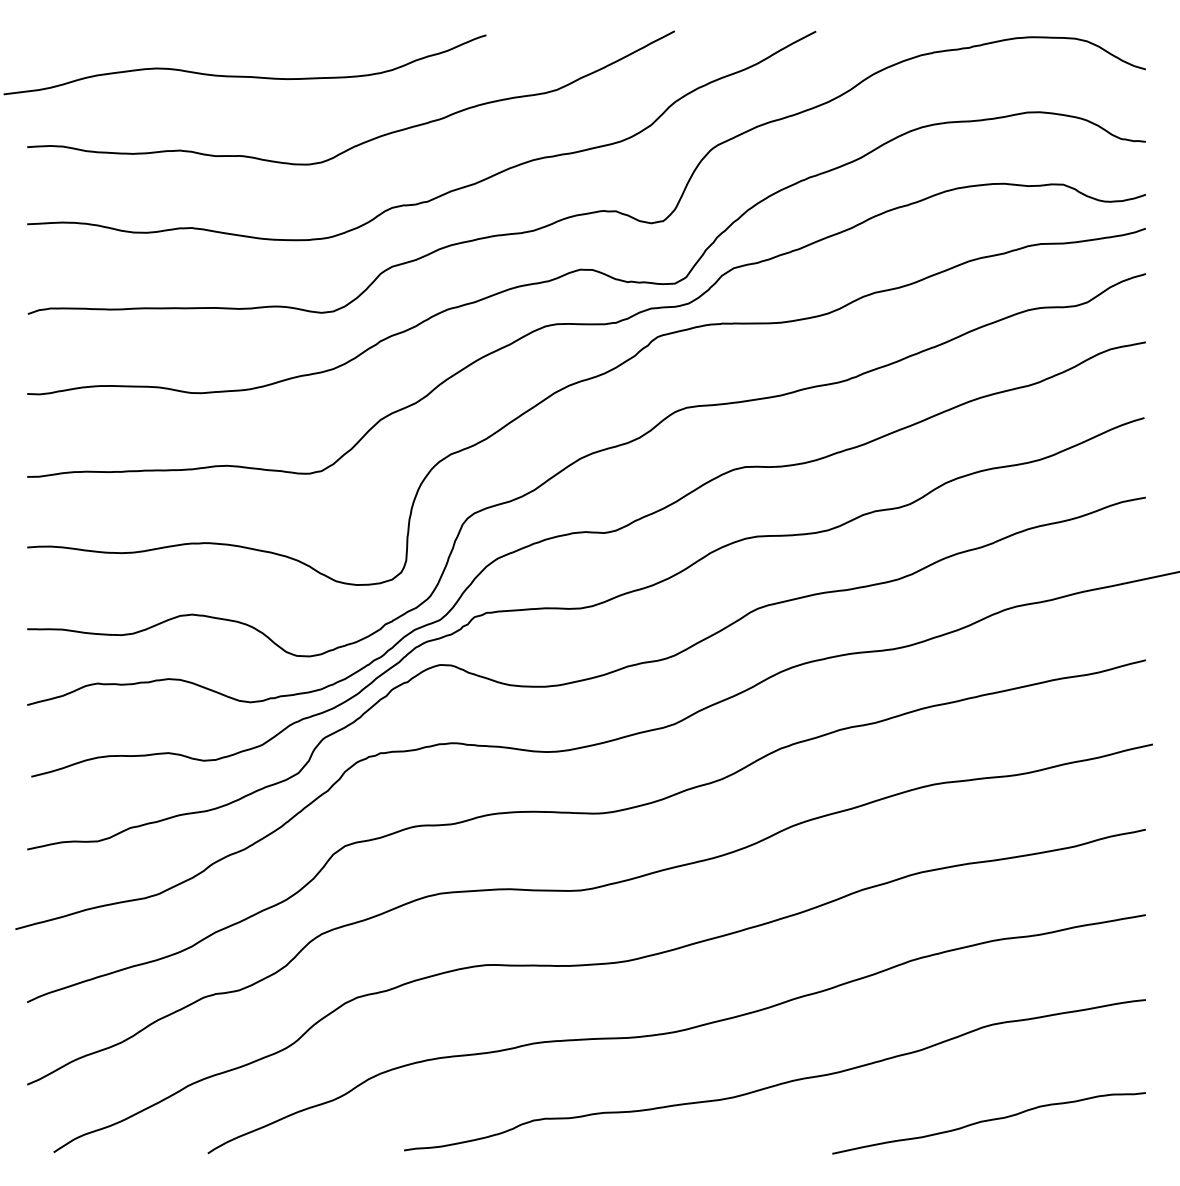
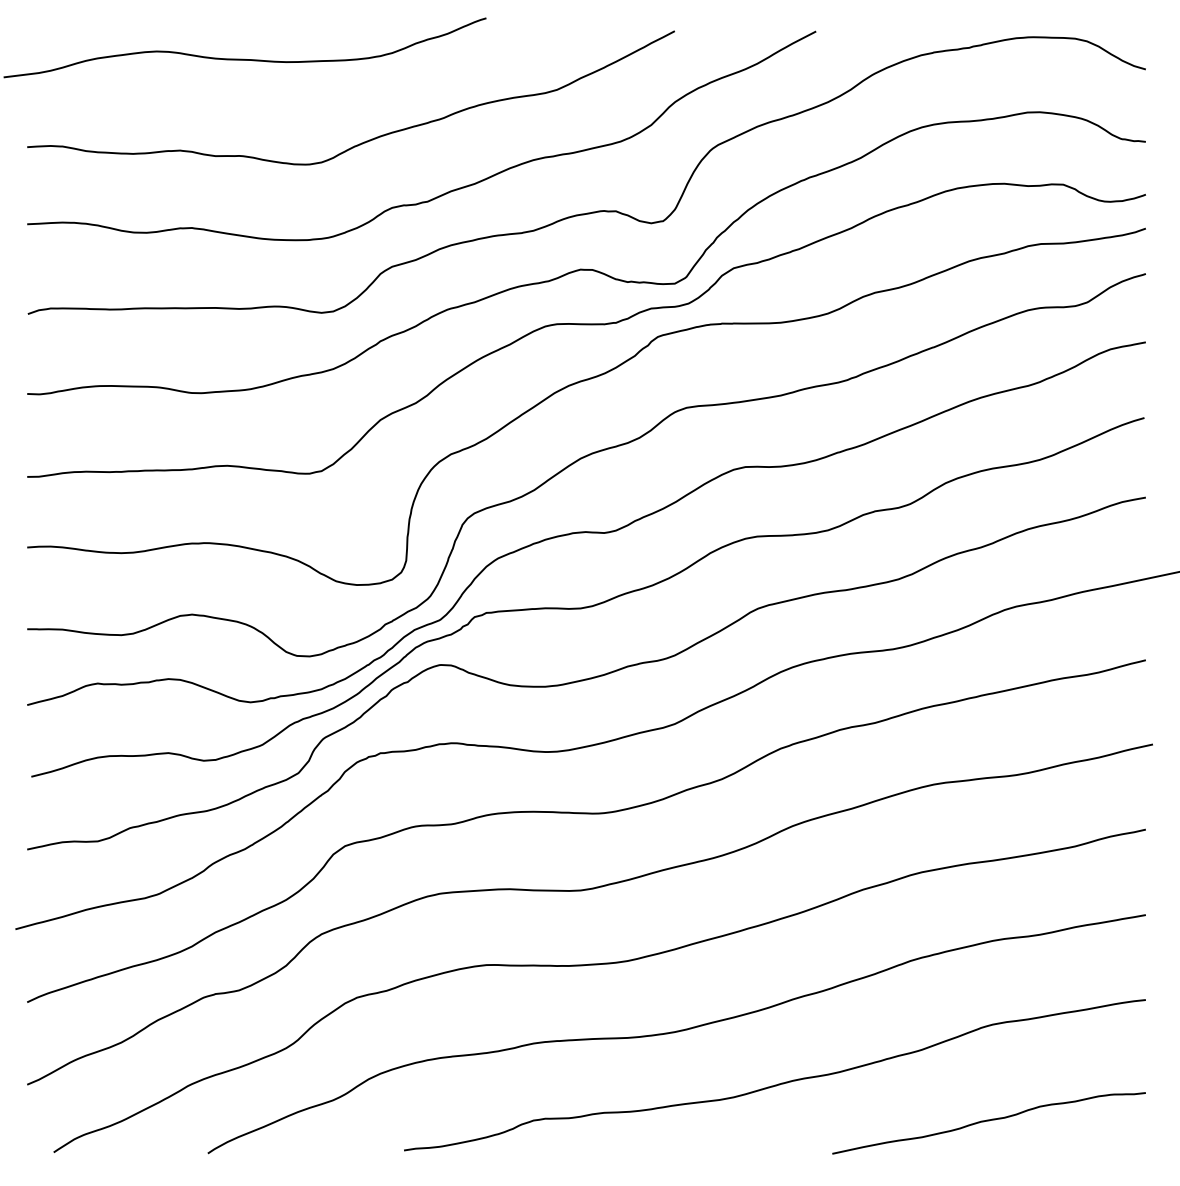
curve position: (243, 75) -> (243, 58) (243, 58)
